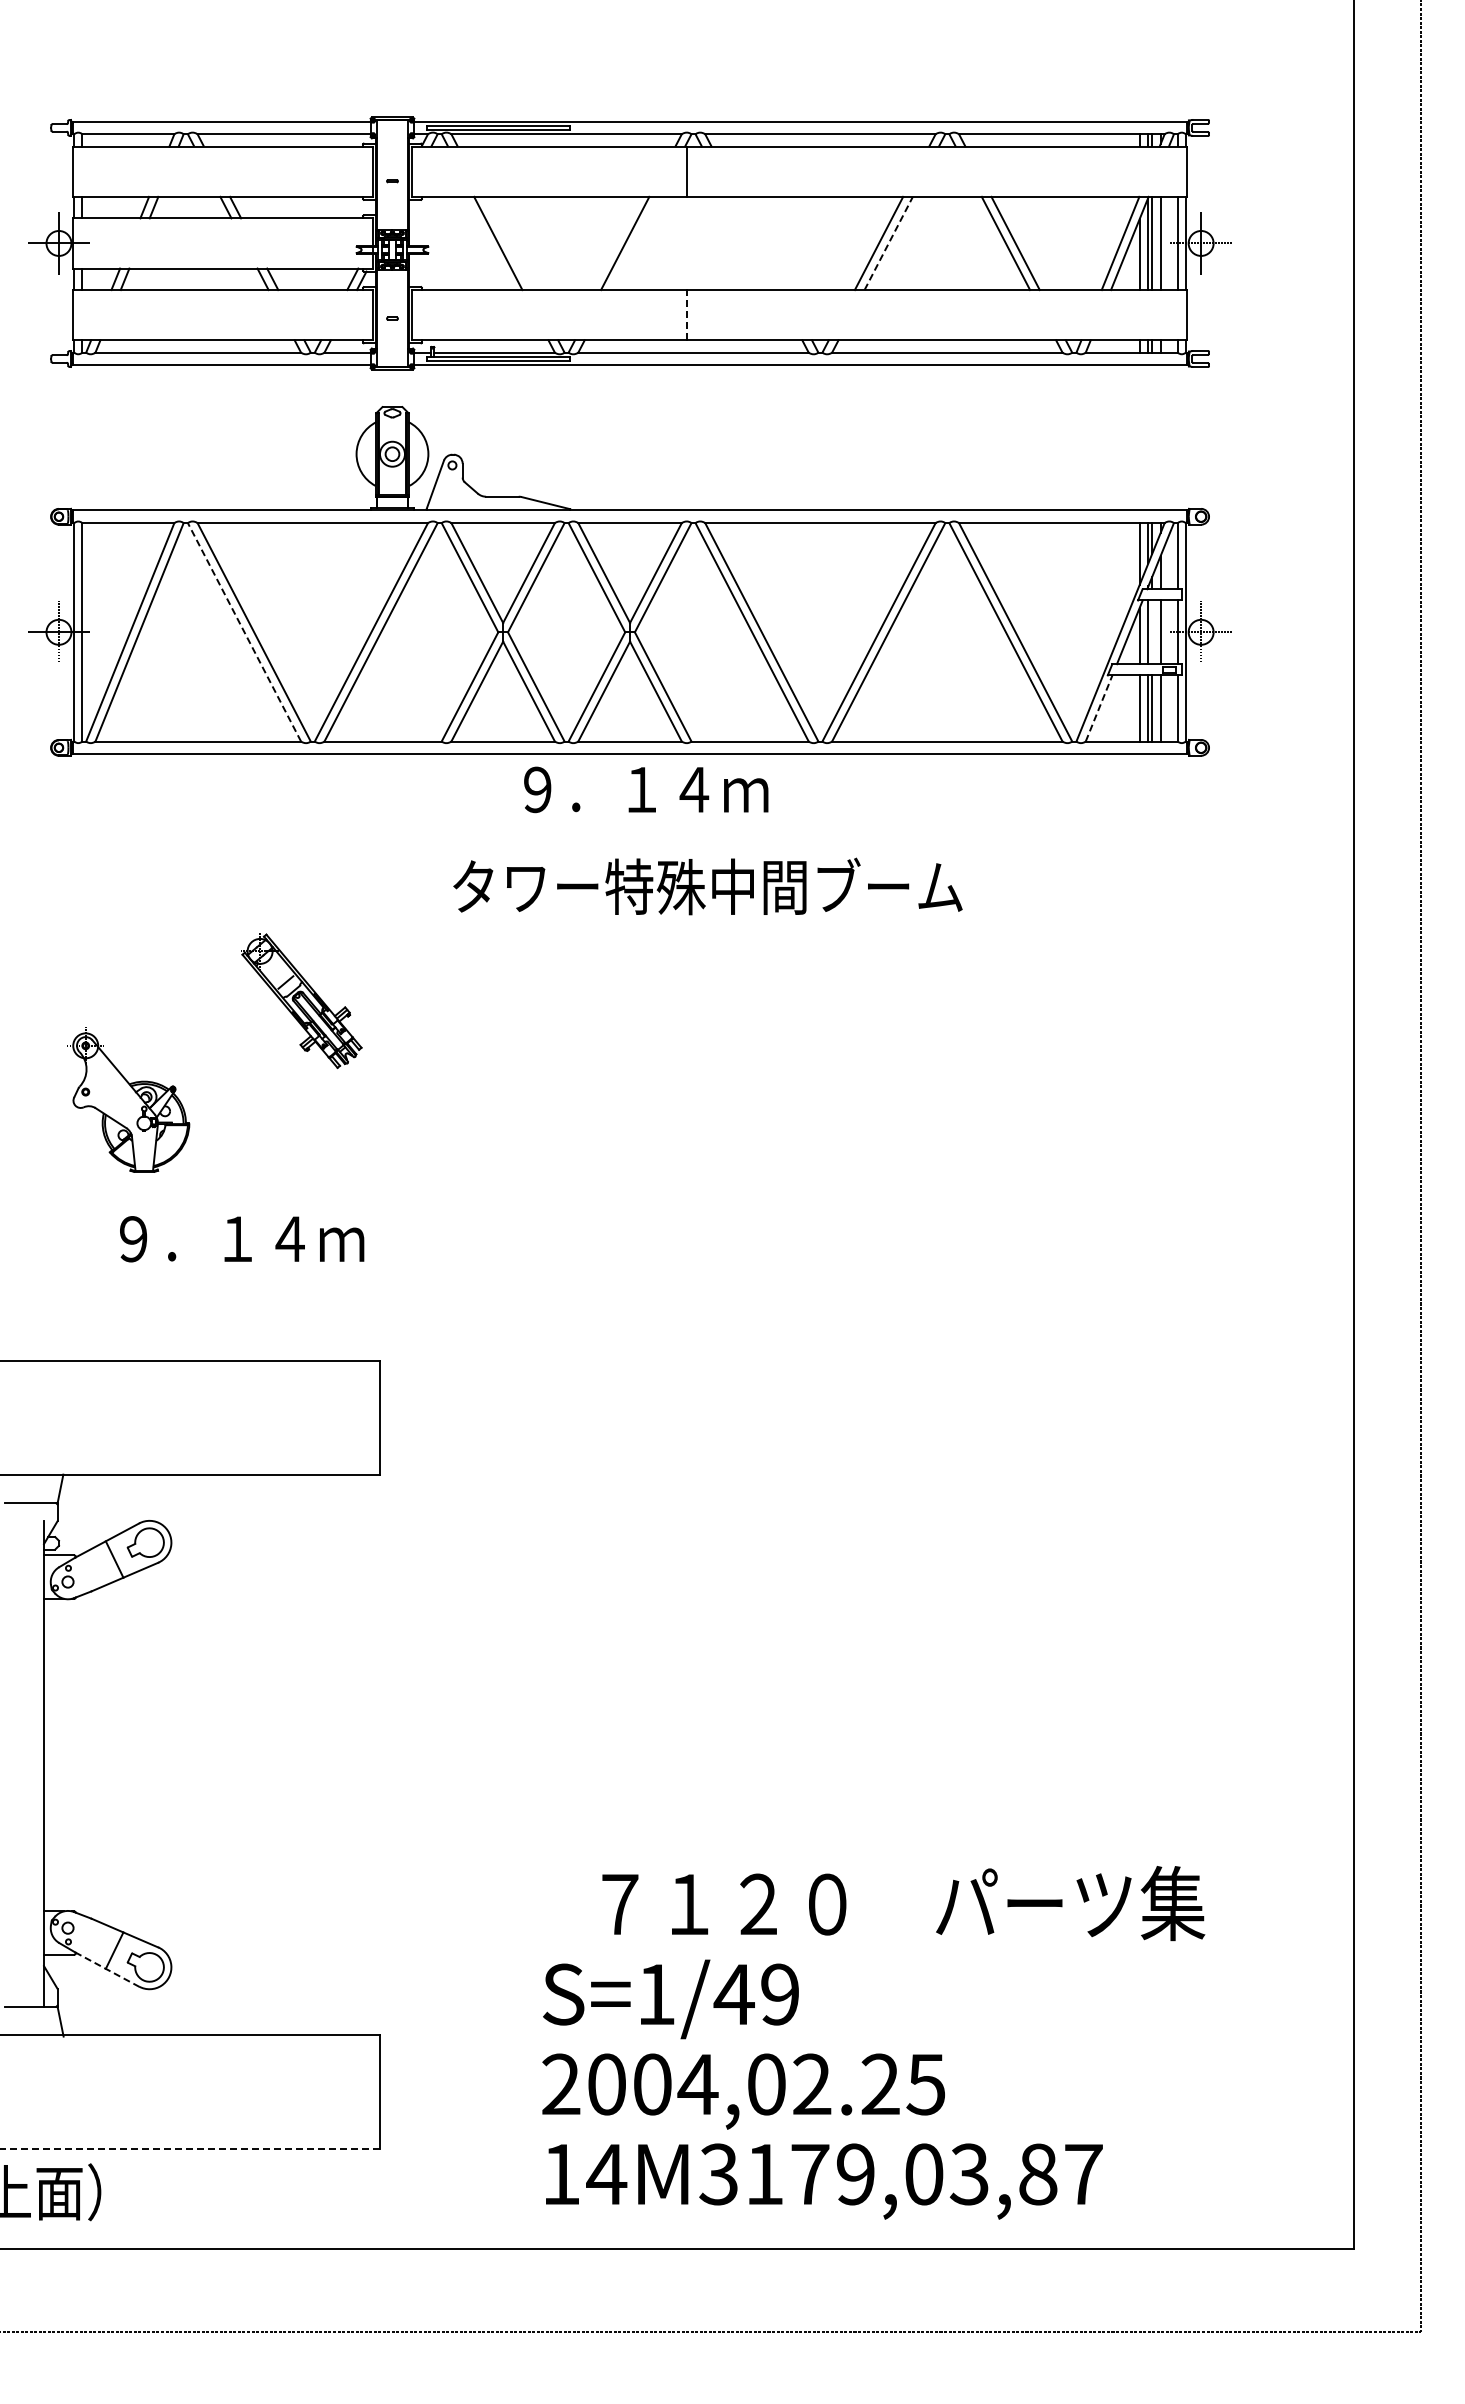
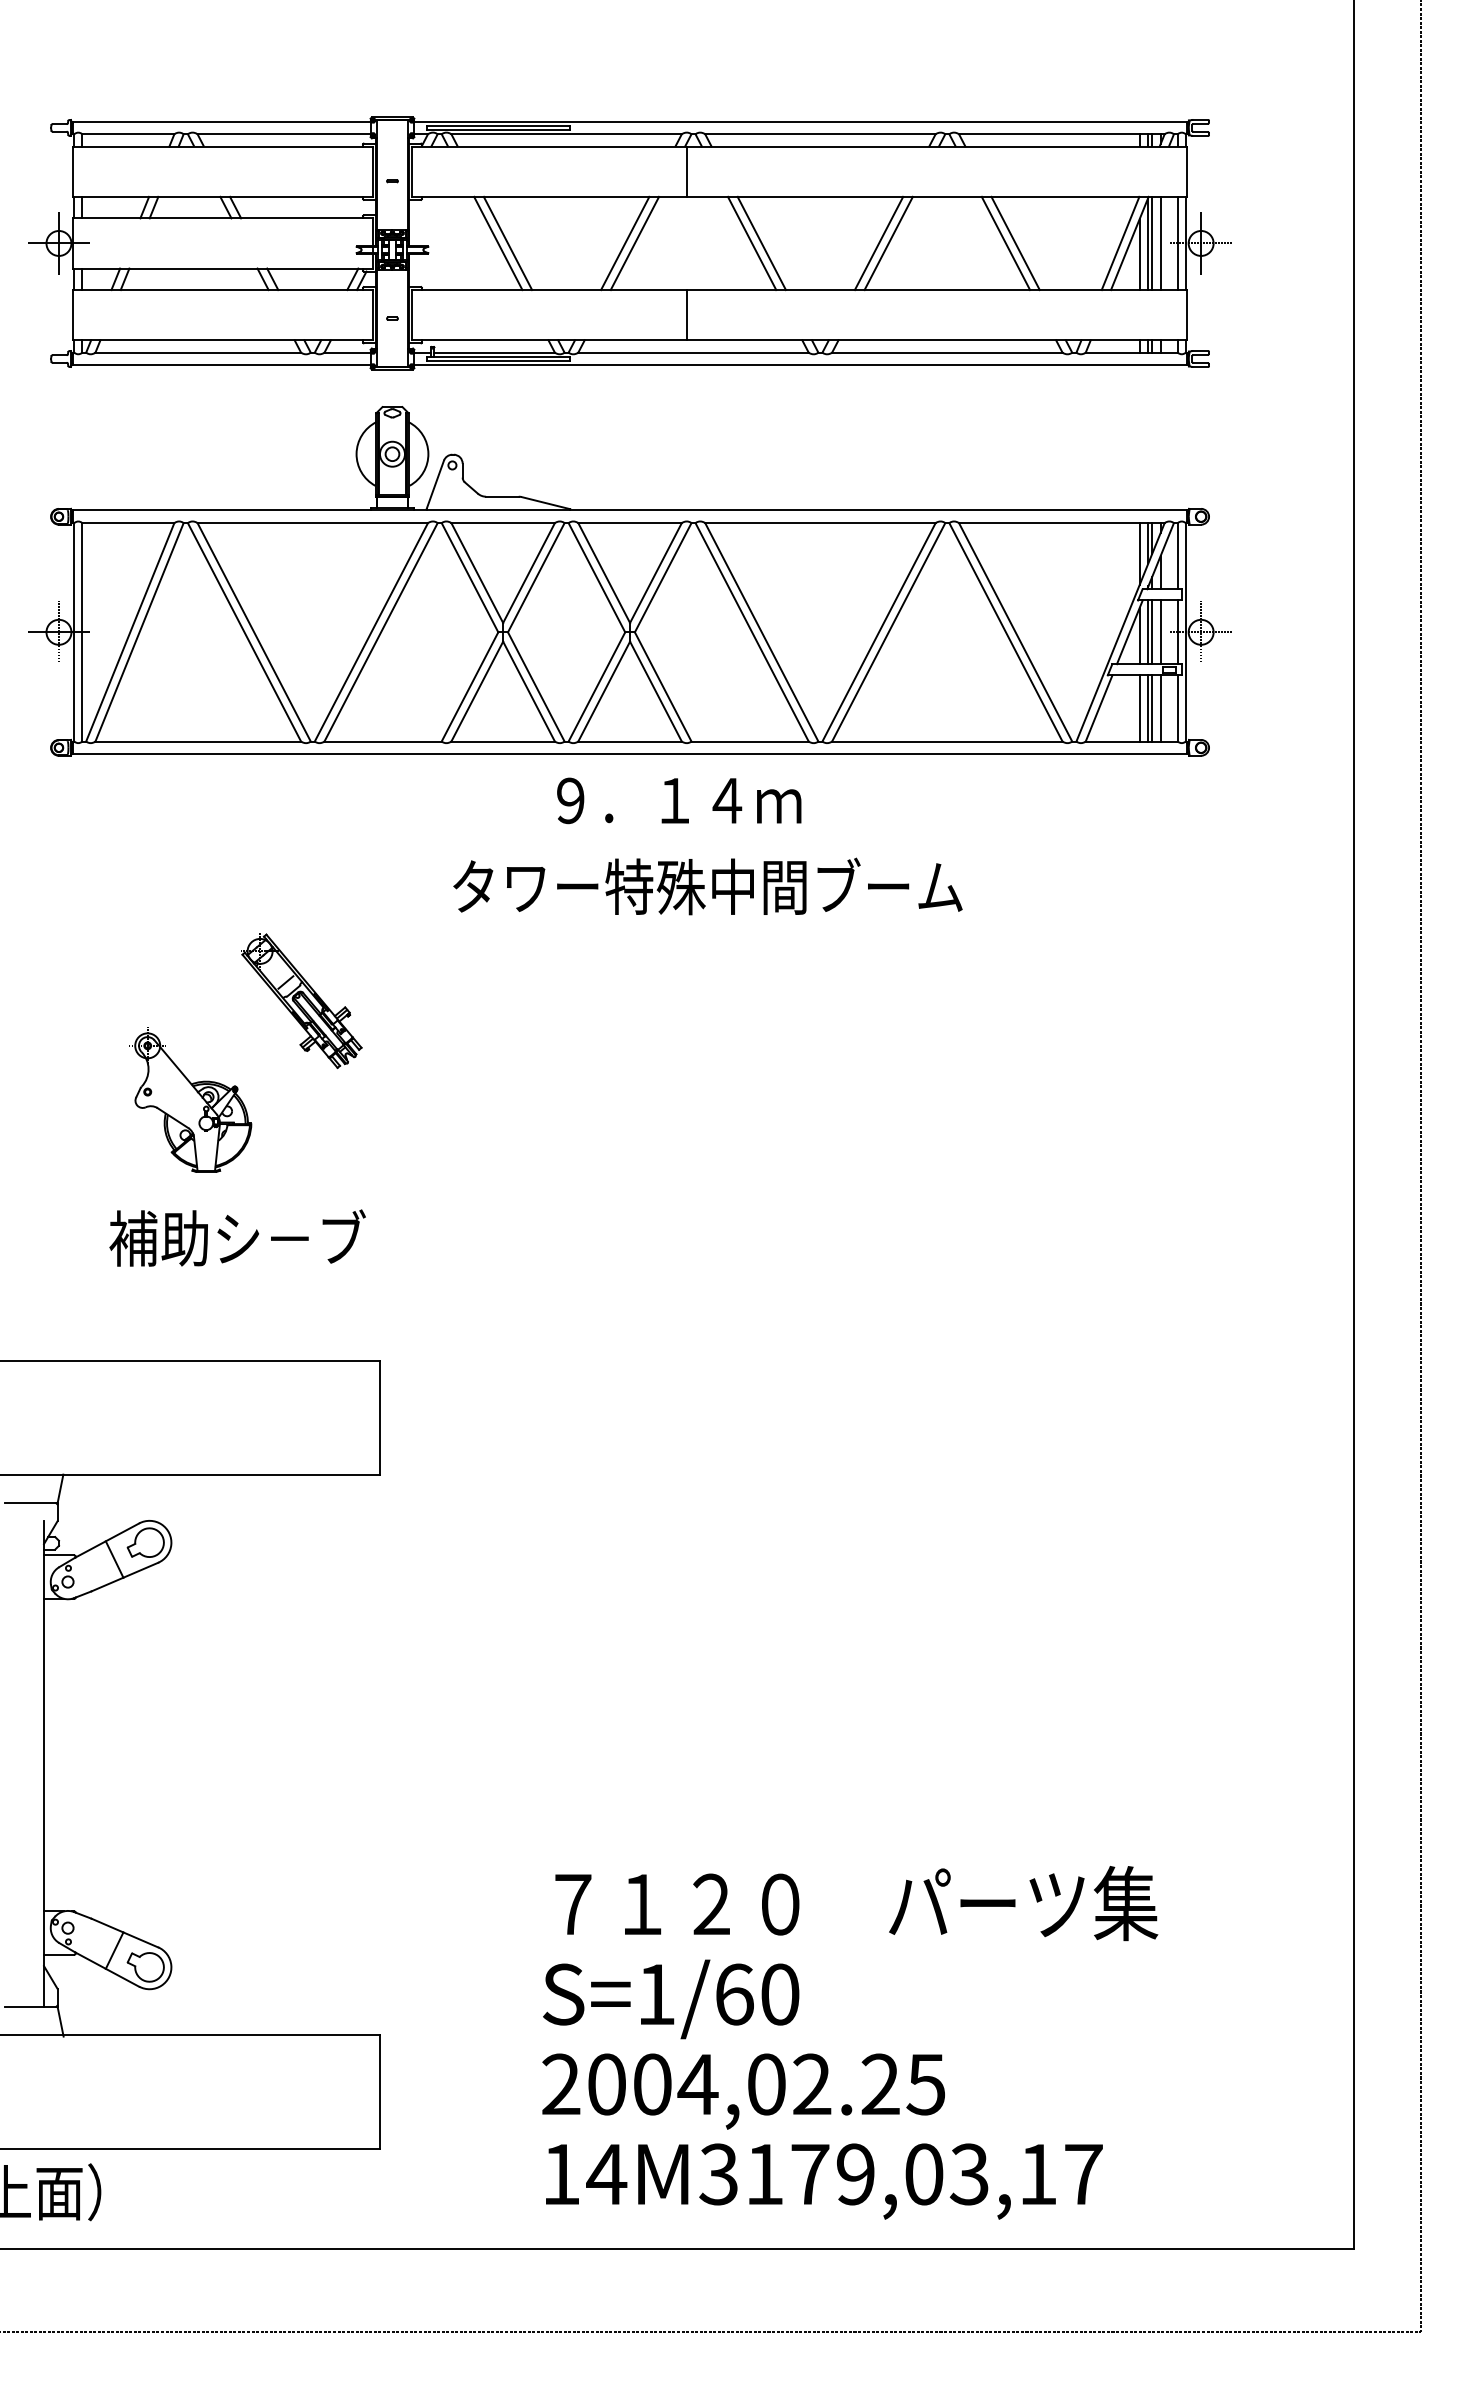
line: none -> present (507, 243)
line: none -> present (634, 243)
line: none -> present (751, 243)
line: none -> present (761, 243)
line: dashed -> solid (888, 243)
line: dashed -> solid (687, 314)
line: dashed -> solid (244, 632)
line: none -> present (1152, 632)
line: dashed -> solid (1099, 708)
text position: (646, 789) -> (679, 800) (679, 800)
part position: (128, 1099) -> (190, 1099) (190, 1099)
text: ９．１４ｍ -> 補助シ－ブ (237, 1237)
text position: (903, 1903) -> (856, 1903) (856, 1903)
line: dashed -> solid (107, 1969)
text: S=1/49 -> S=1/60 (756, 1994)
line: dashed -> solid (190, 2149)
text: 14M3179,03,87 -> 14M3179,03,17 (1038, 2174)
